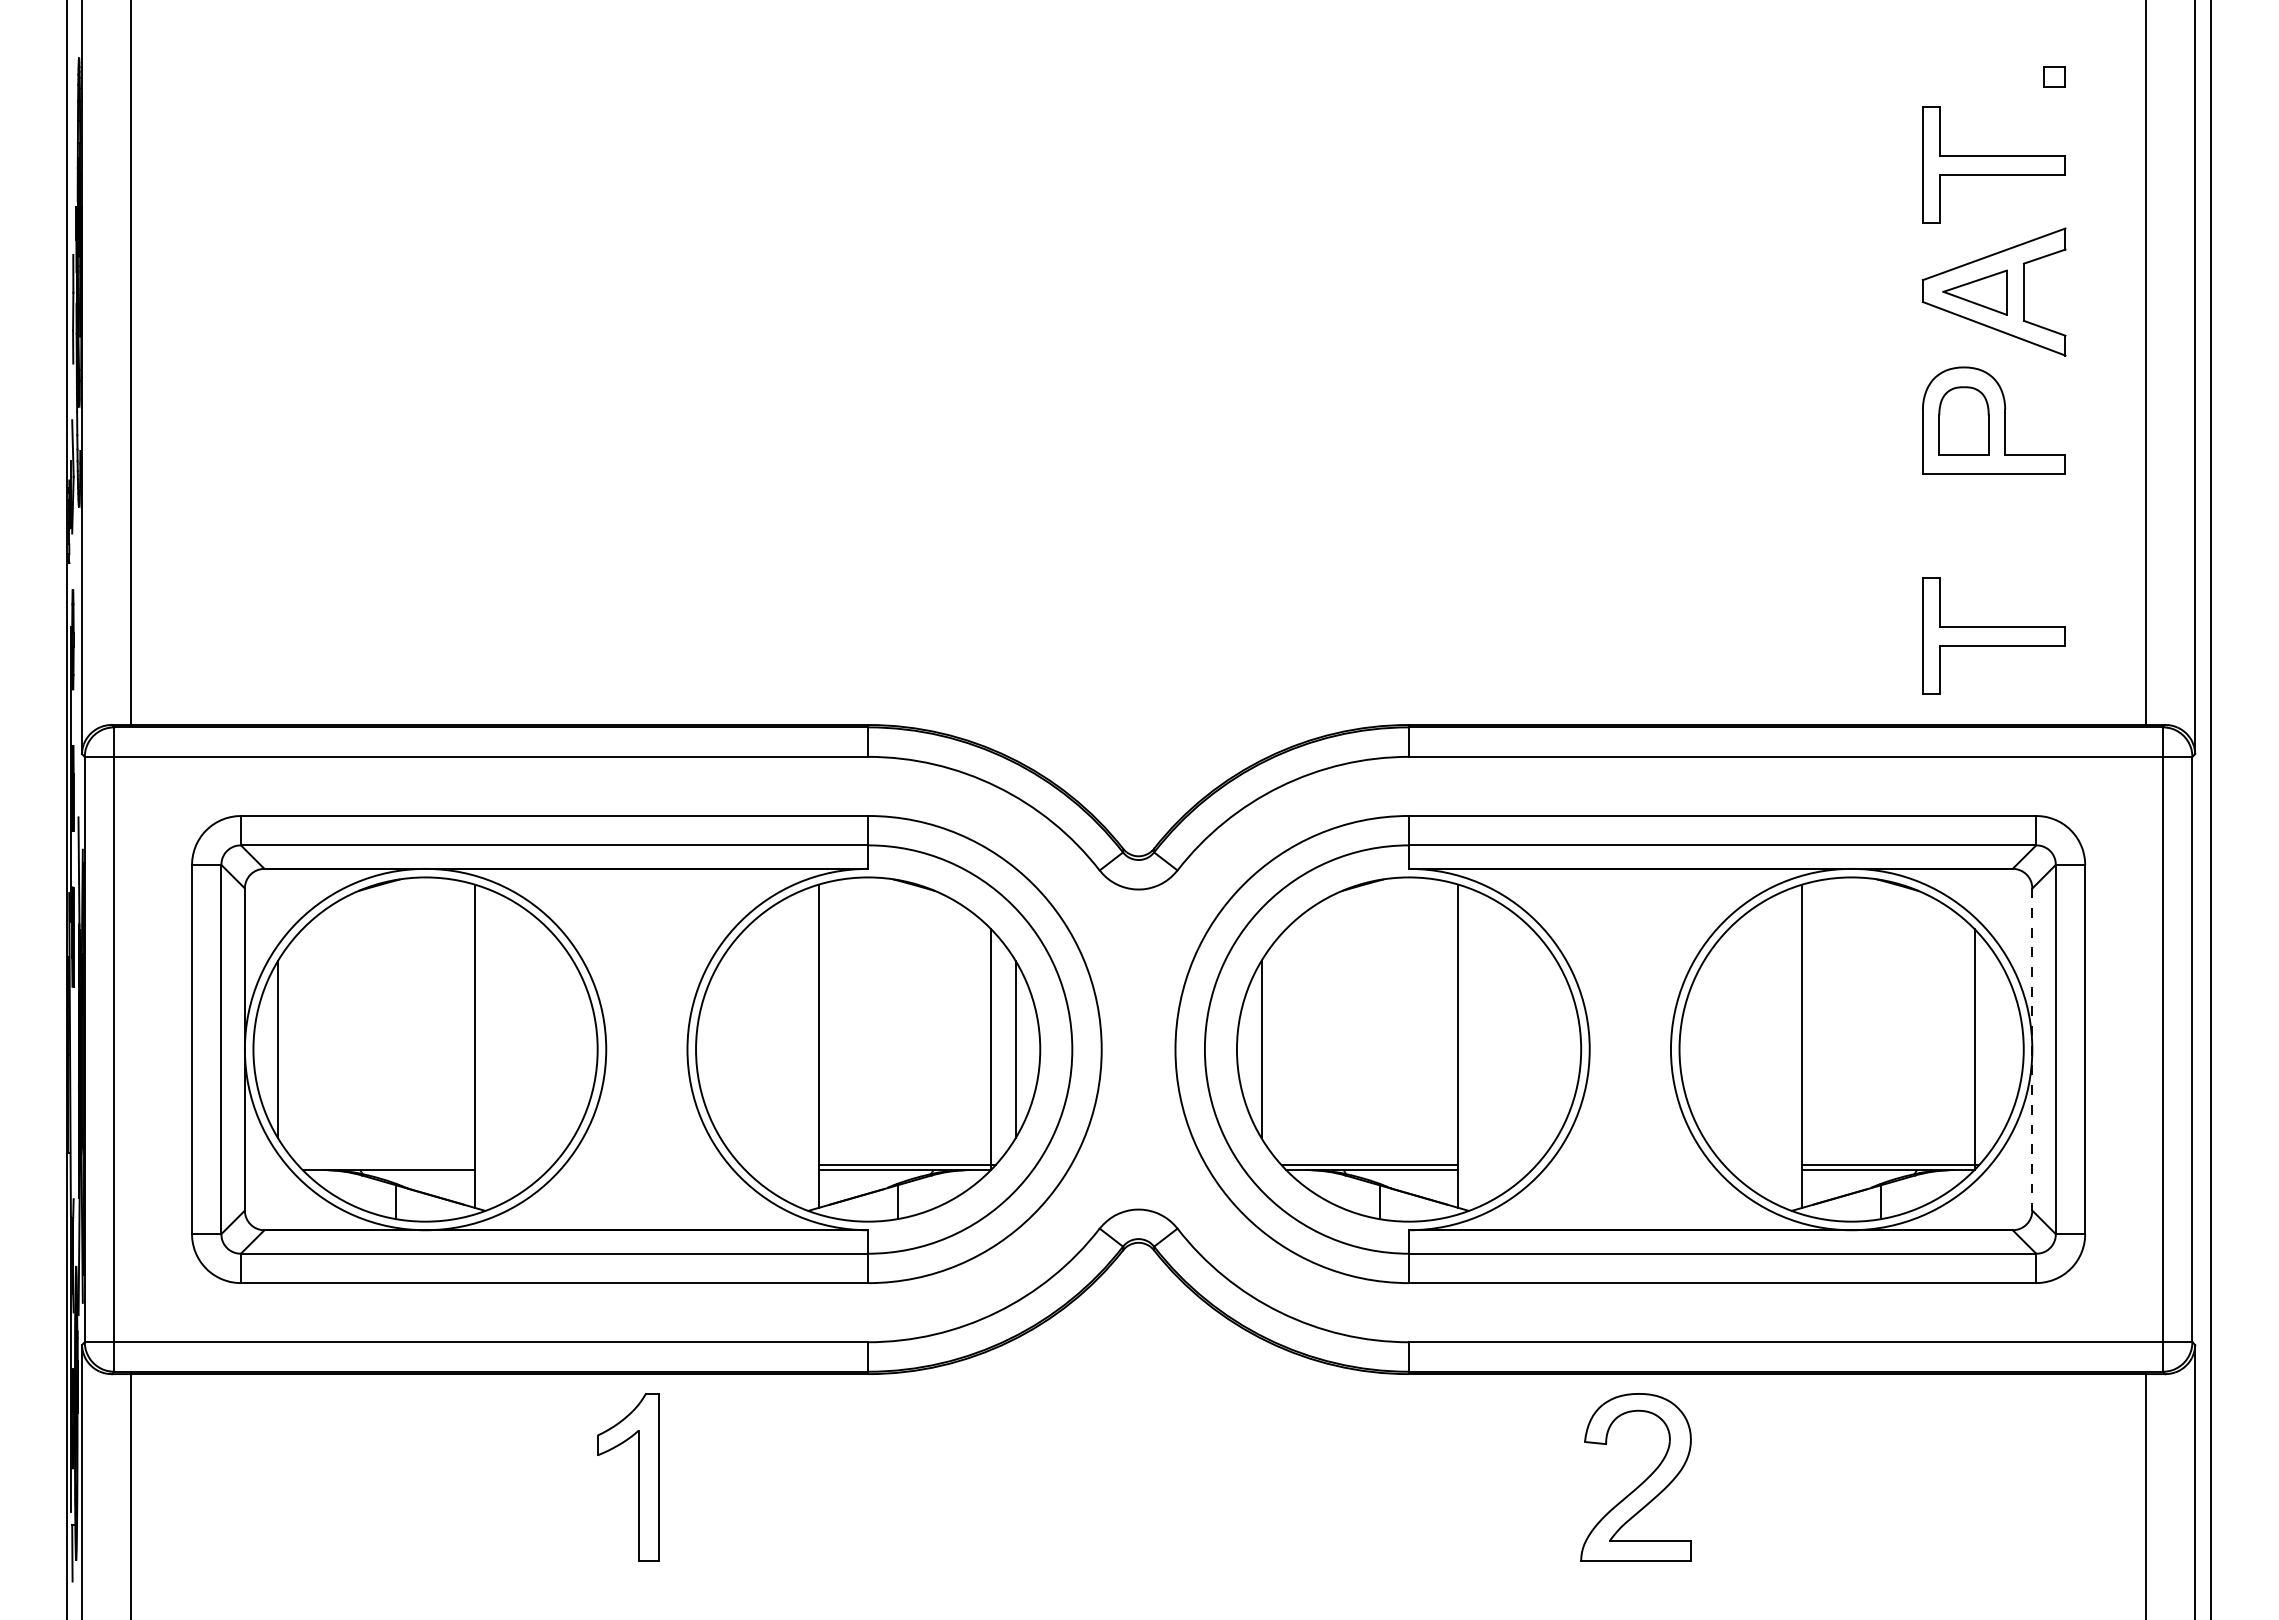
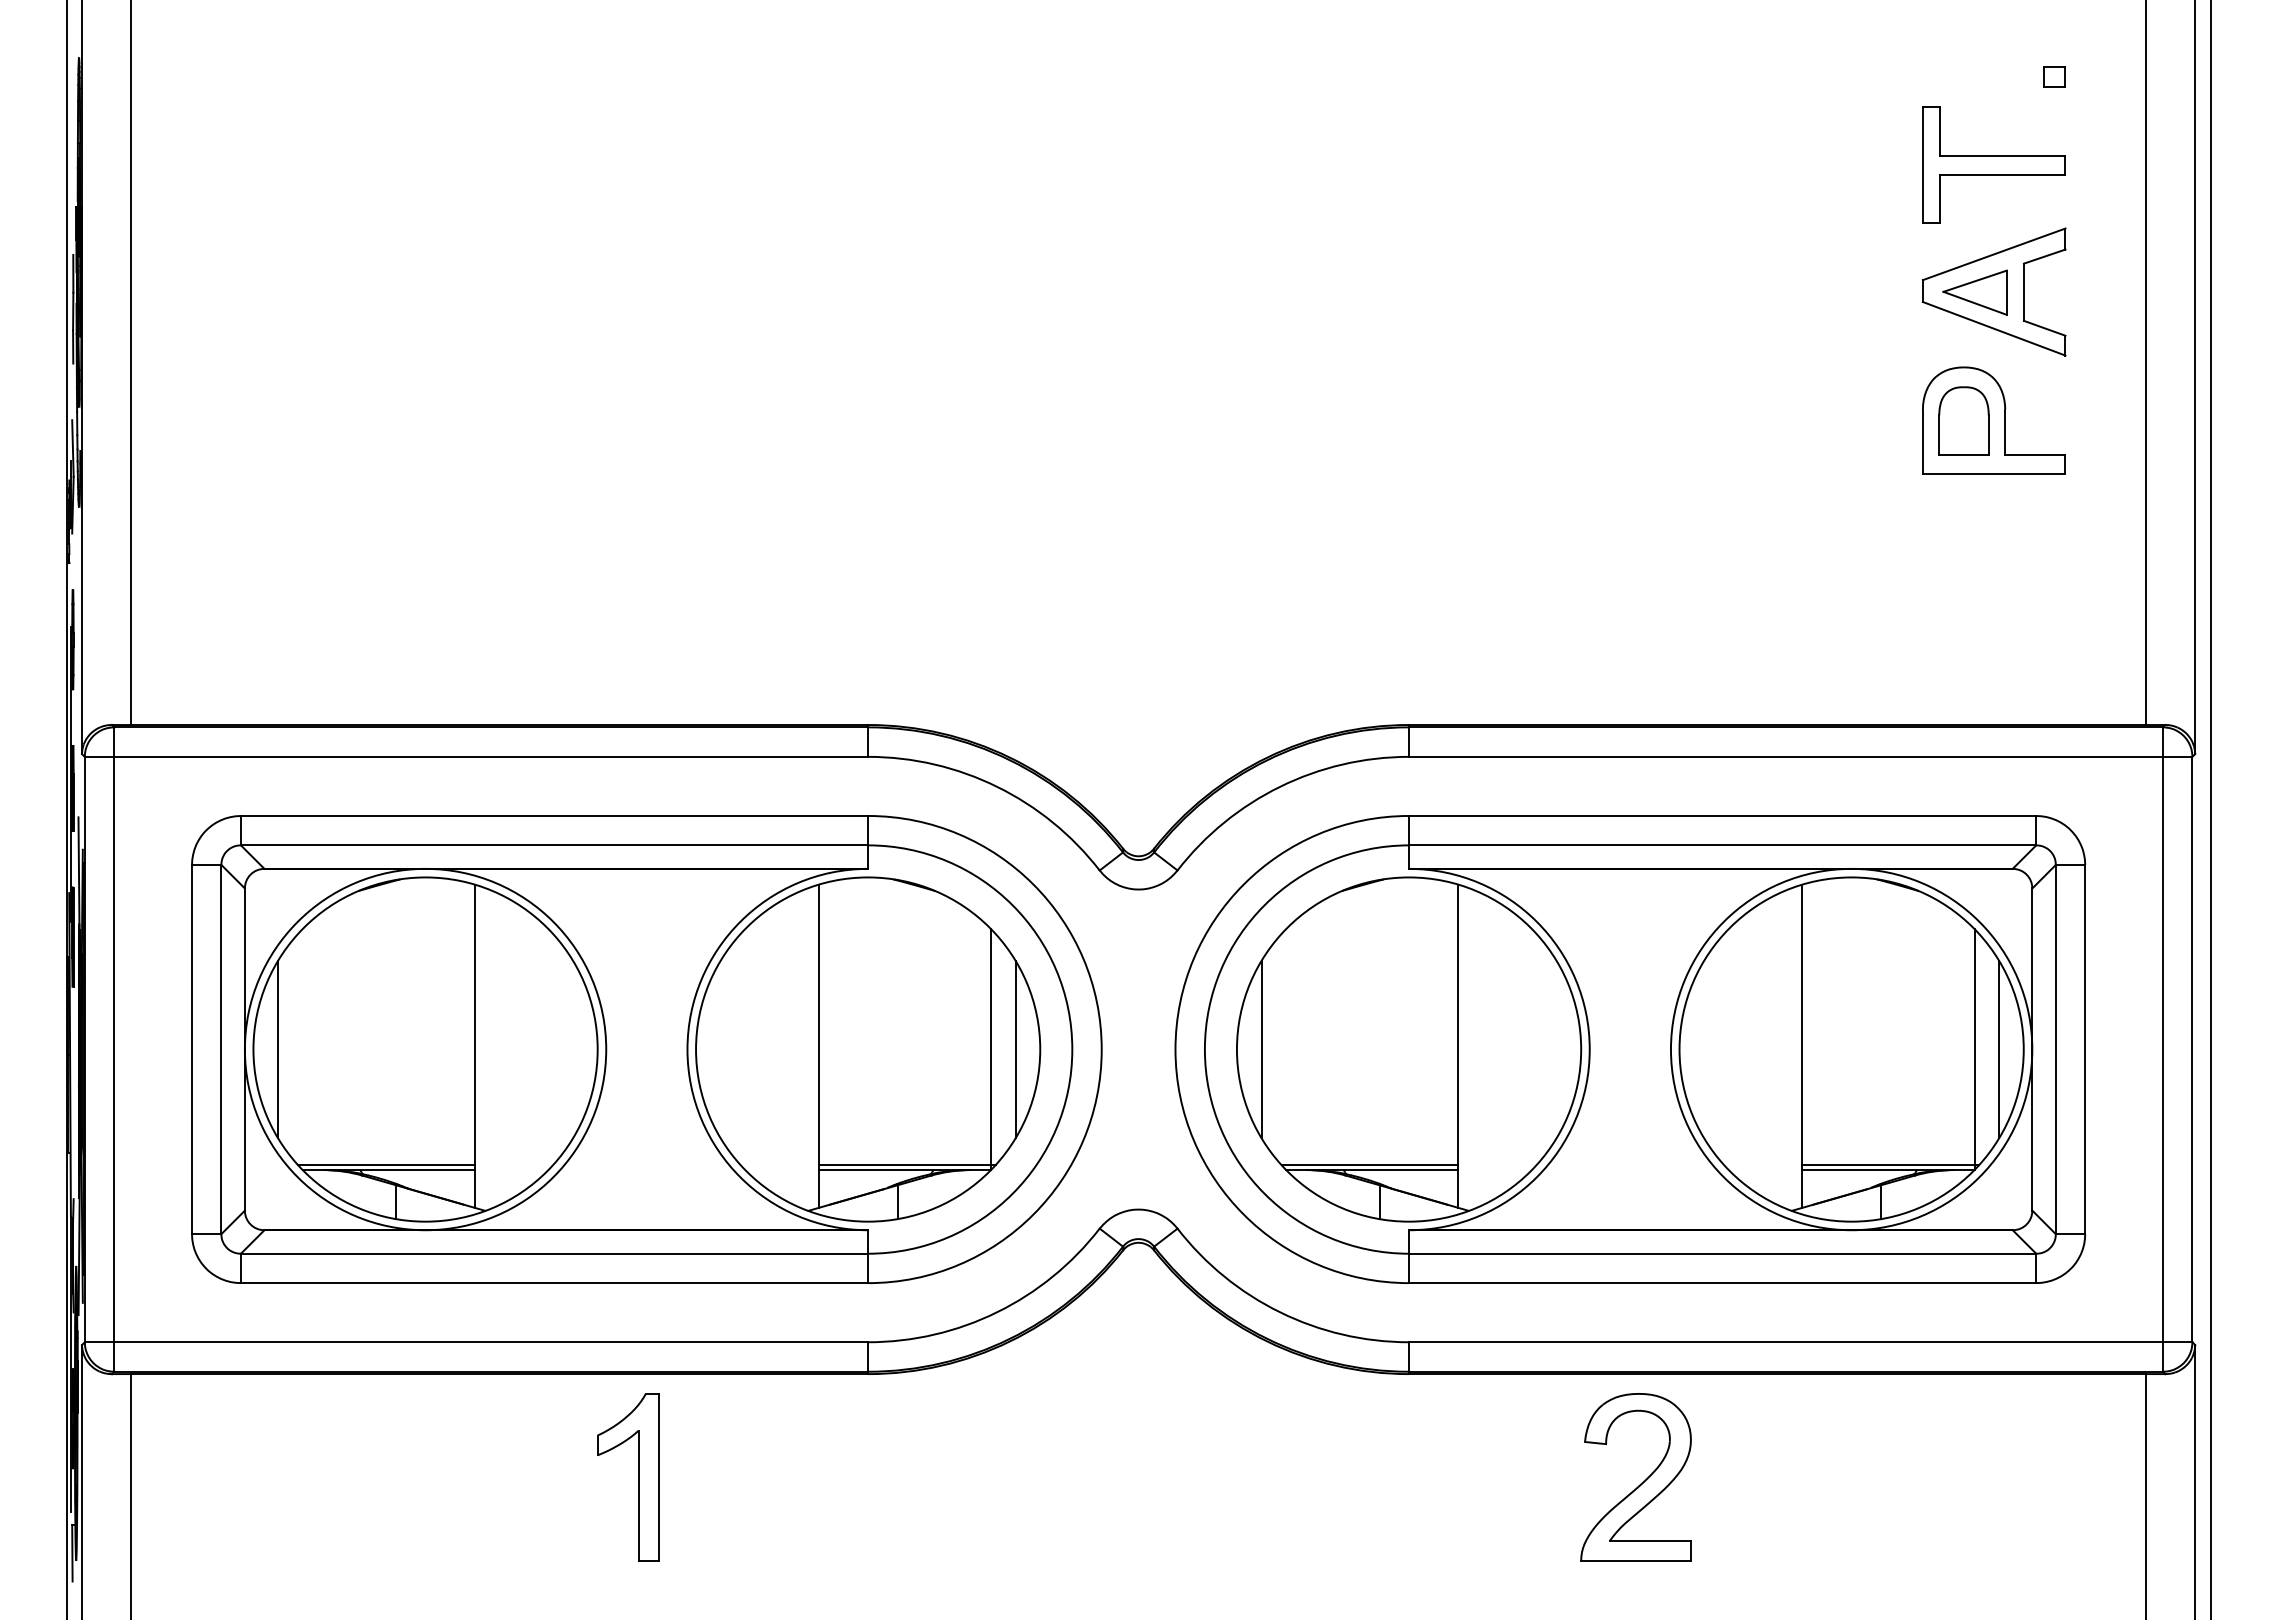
part: present -> none (1993, 635)
line: none -> present (1999, 1049)
line: dashed -> solid (2032, 1050)
line: none -> present (386, 1165)
